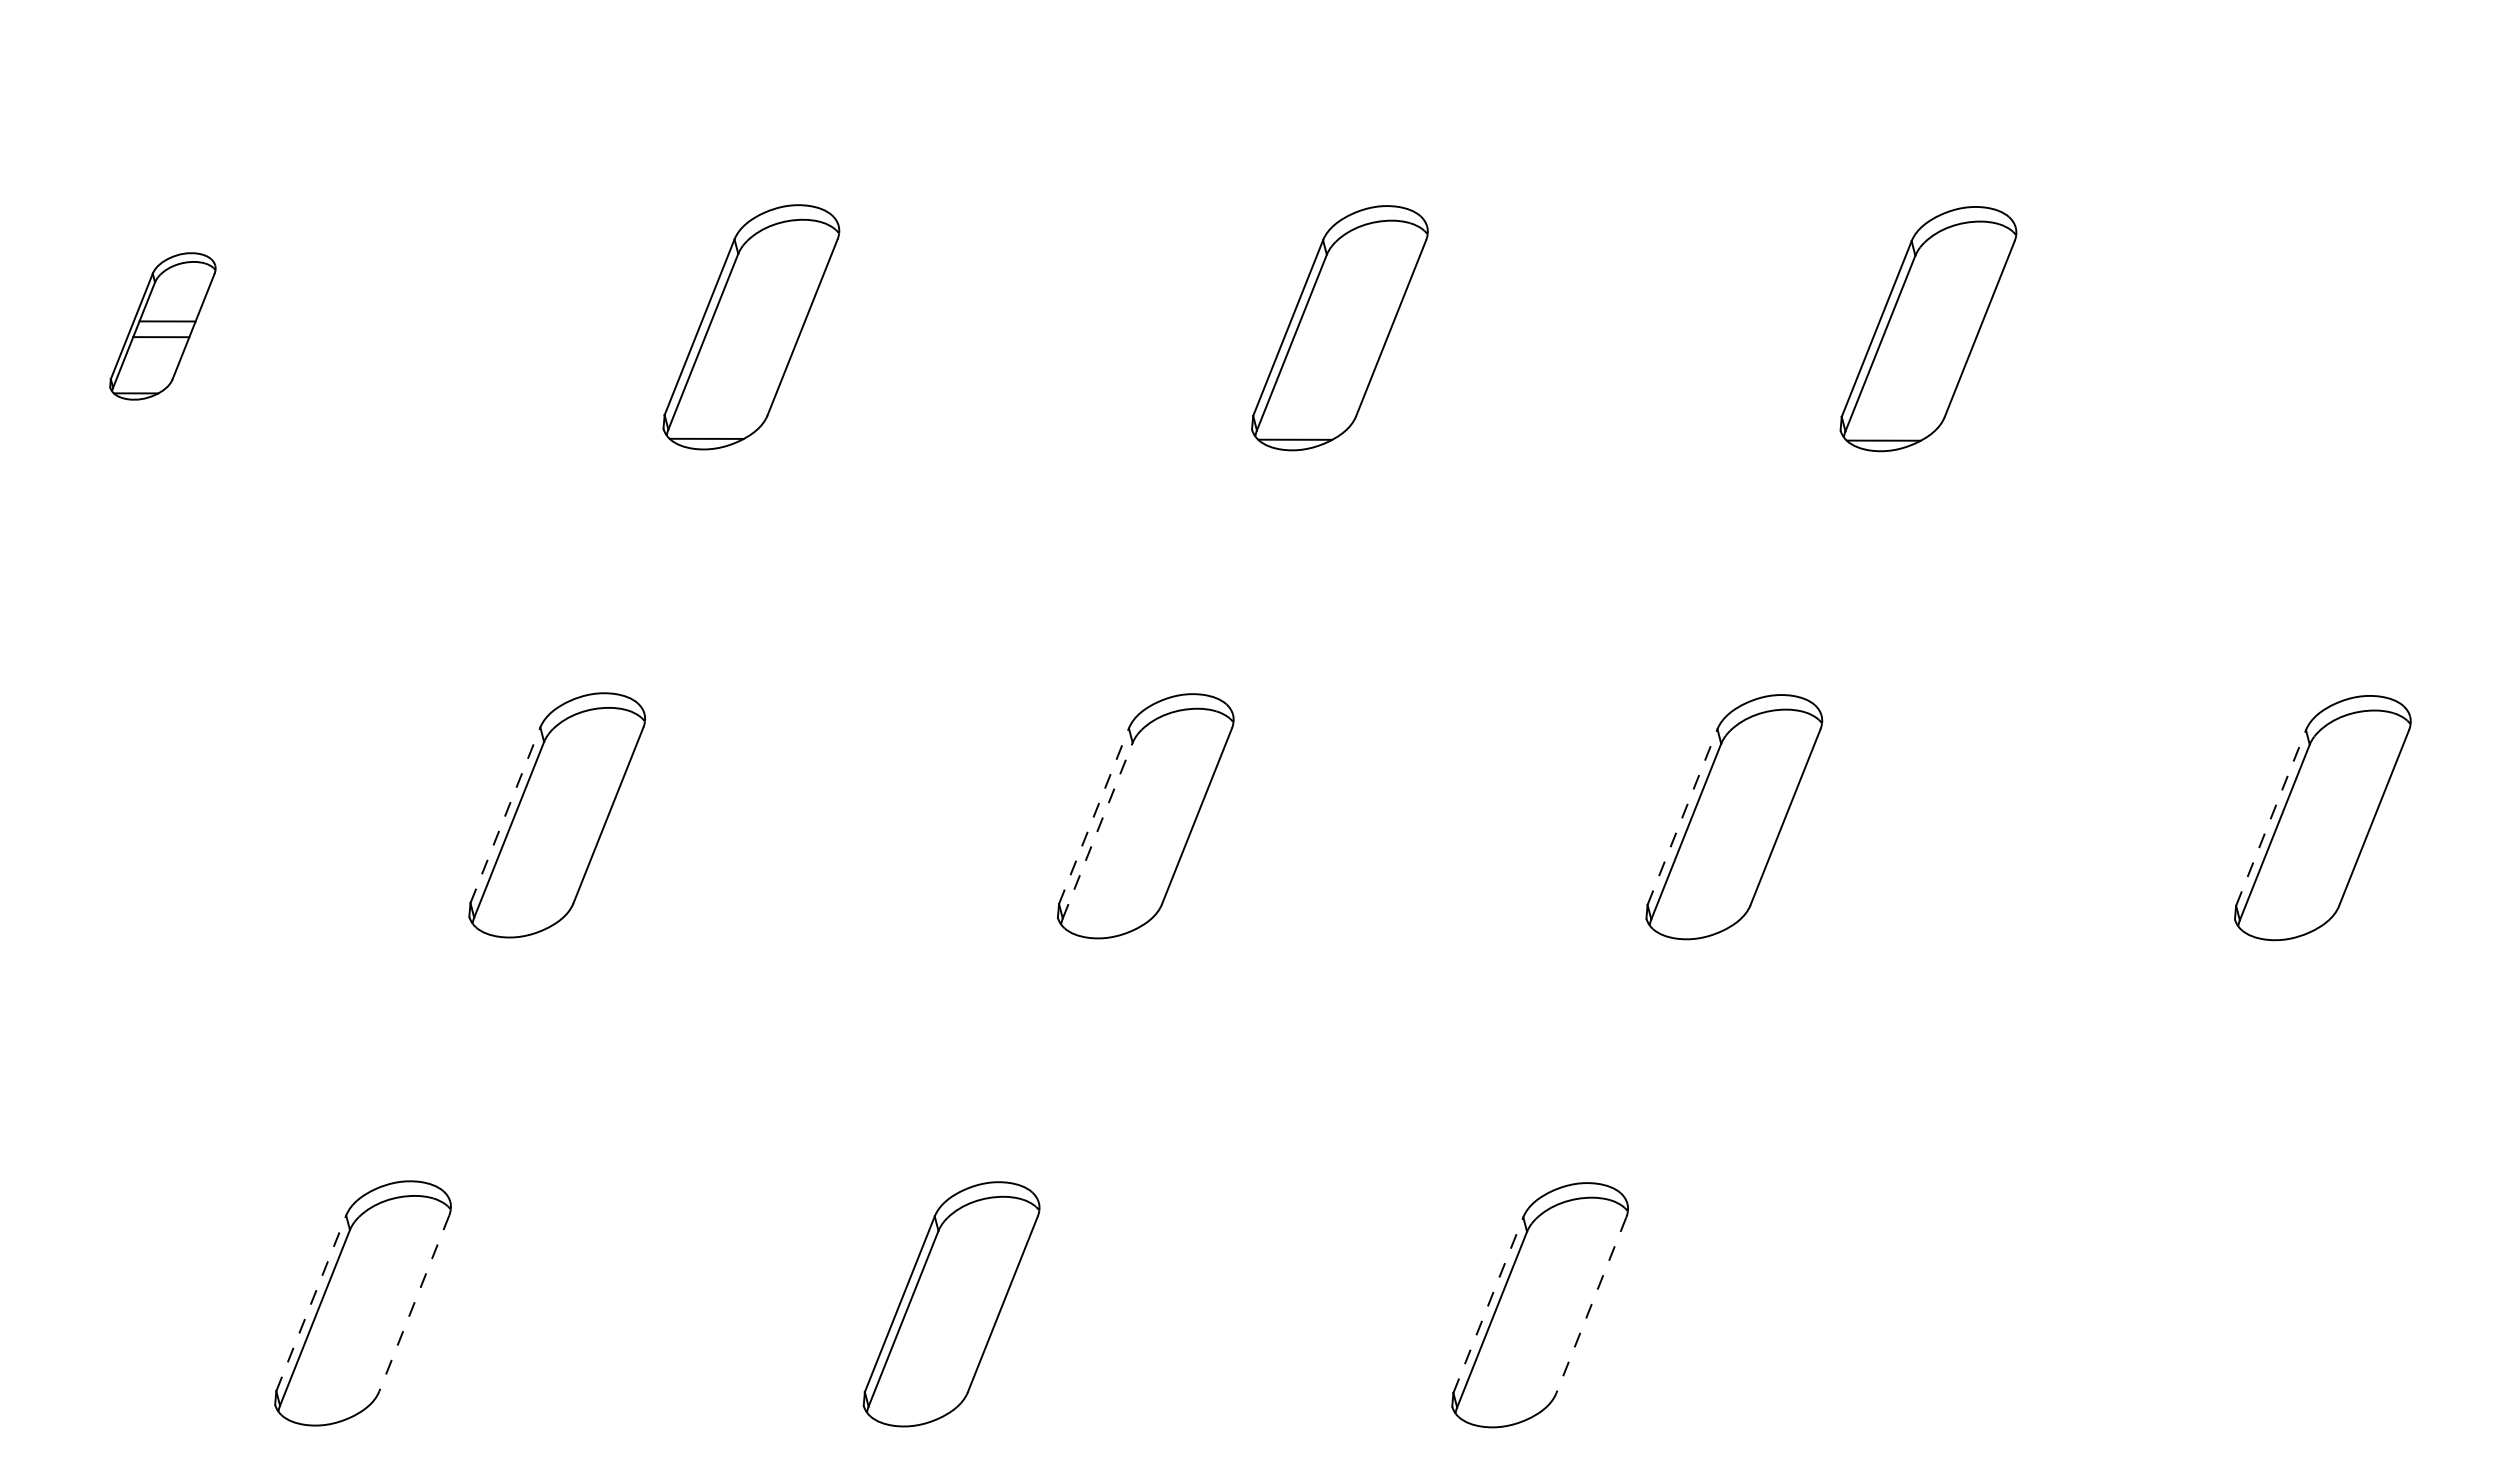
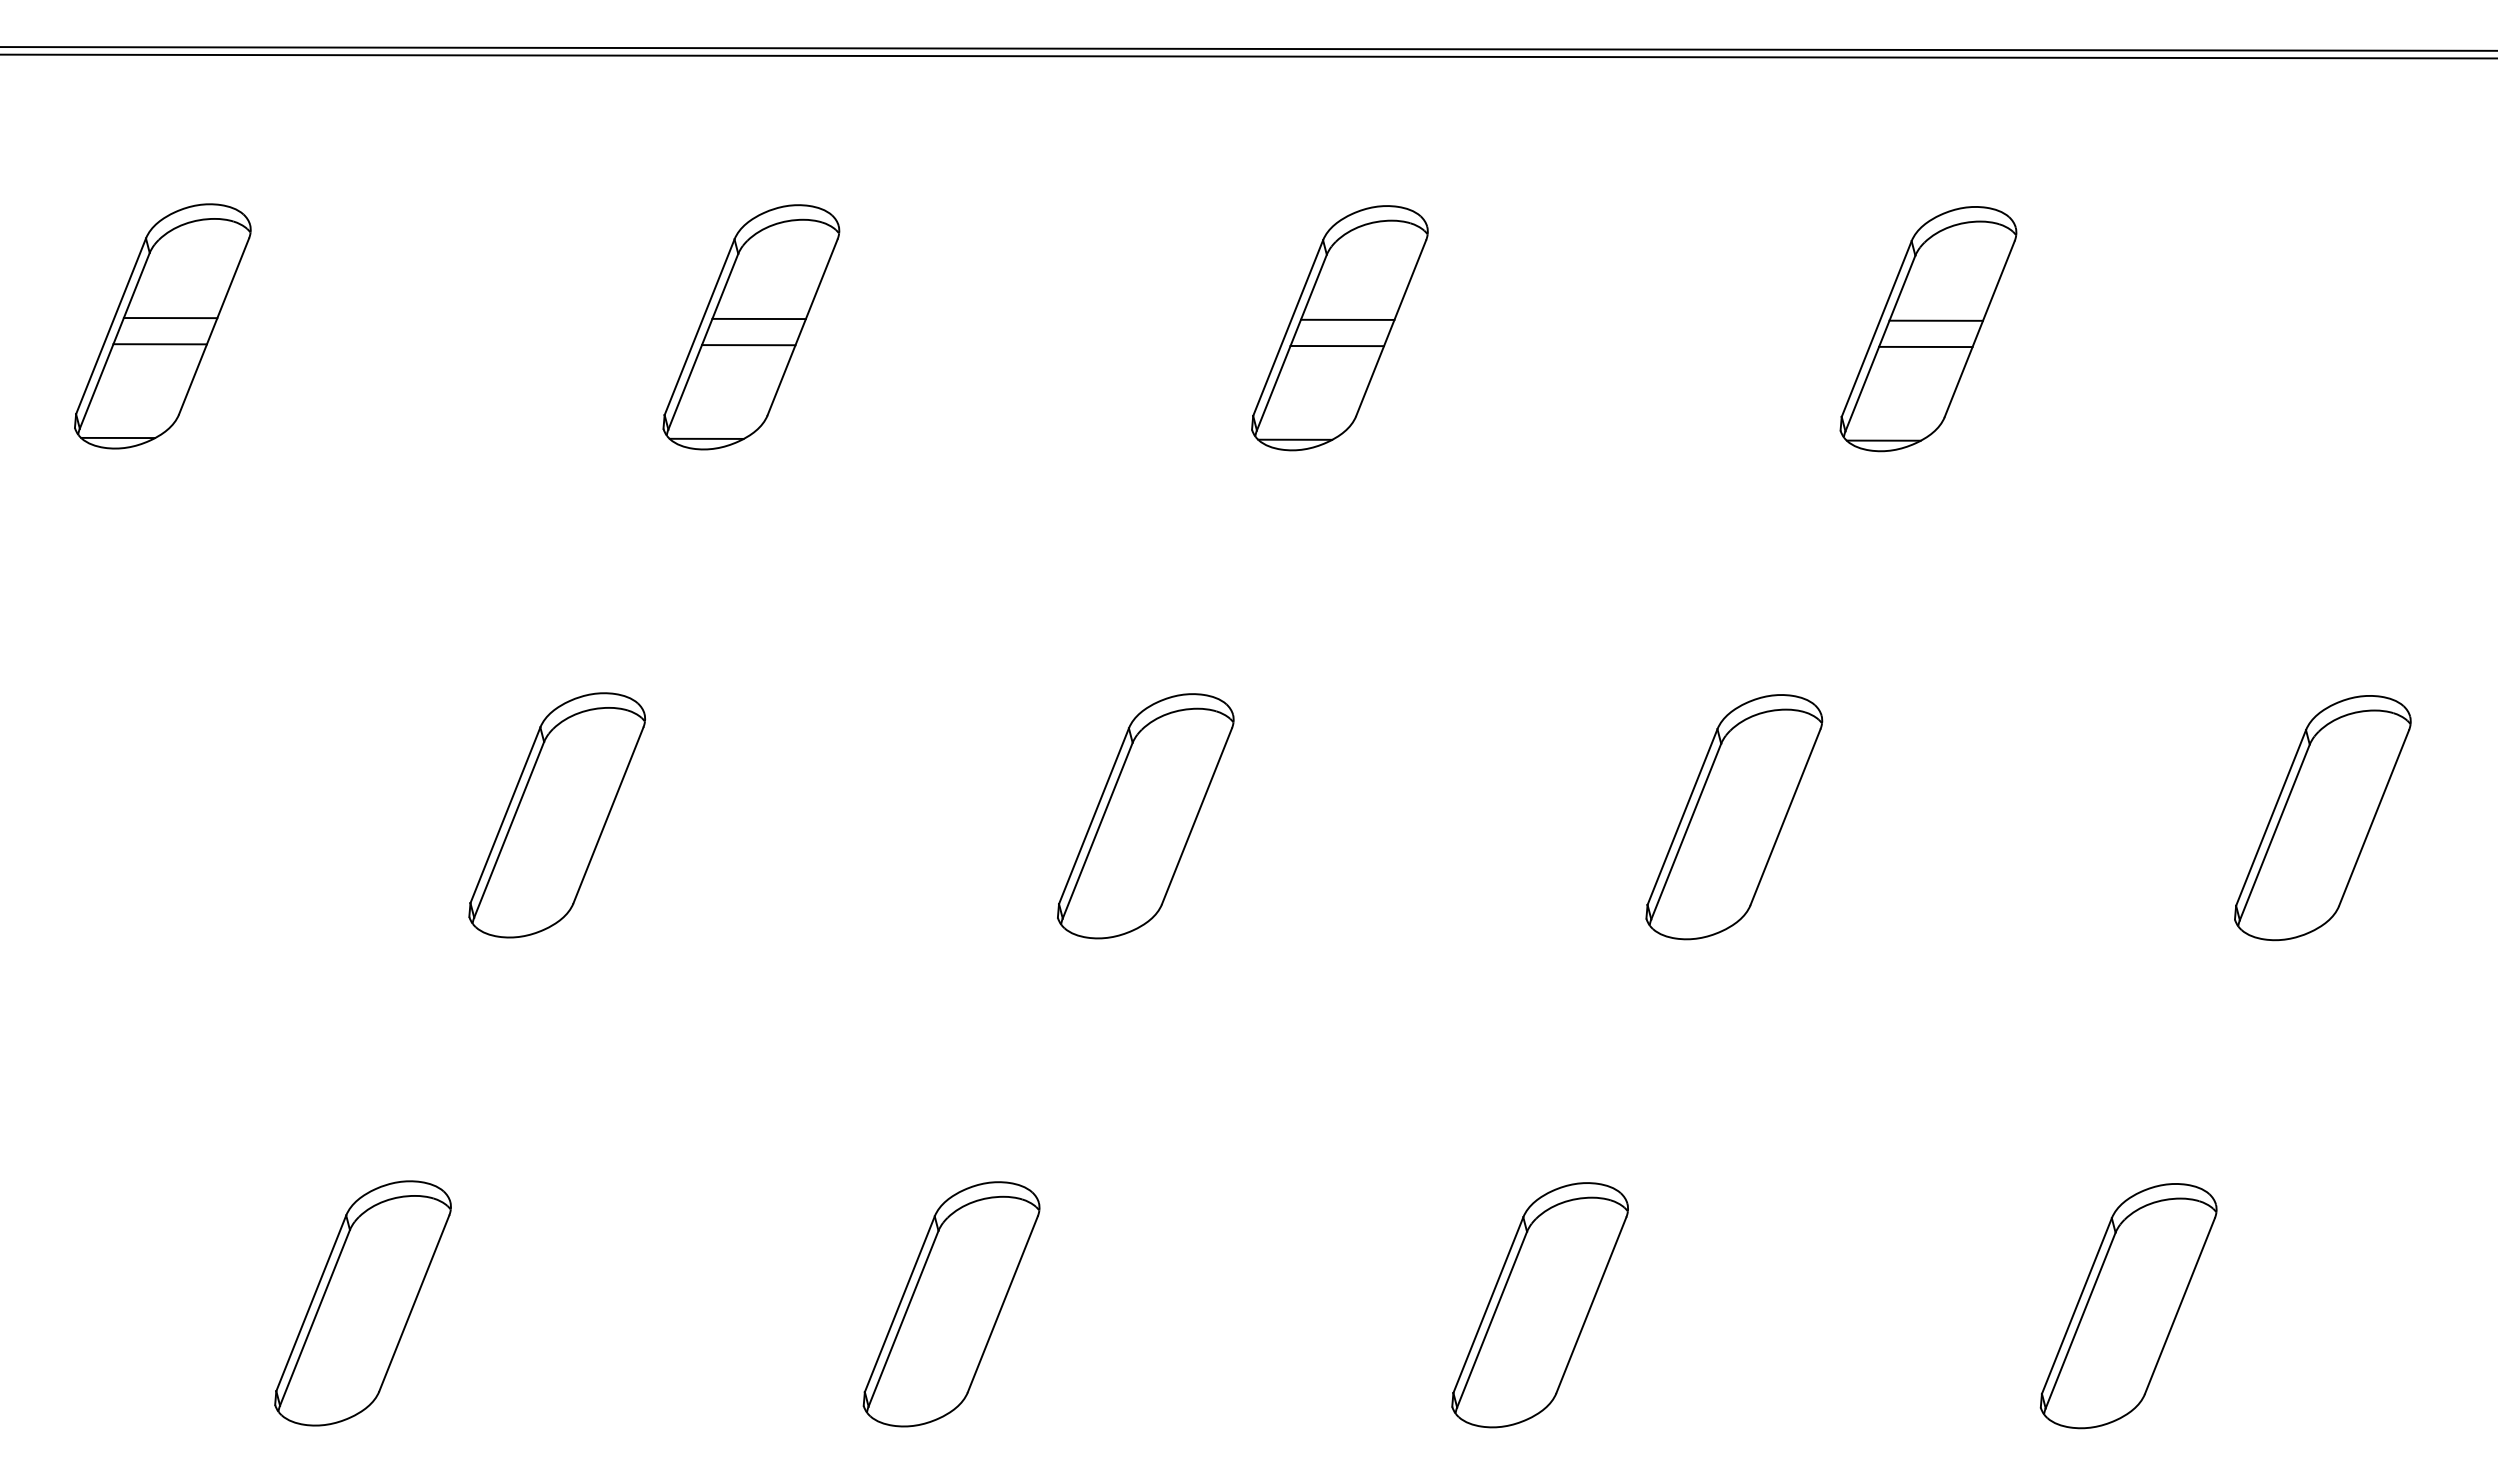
line: none -> present (1248, 48)
line: none -> present (1248, 56)
line: none -> present (758, 318)
line: none -> present (1347, 319)
line: none -> present (1936, 320)
part size: 108x149 px -> 178x247 px (162, 326)
line: none -> present (748, 345)
line: none -> present (1337, 346)
line: none -> present (1925, 346)
line: dashed -> solid (505, 815)
line: dashed -> solid (1093, 816)
line: dashed -> solid (1682, 817)
line: dashed -> solid (2271, 817)
line: dashed -> solid (1097, 830)
line: dashed -> solid (311, 1303)
line: dashed -> solid (414, 1303)
line: dashed -> solid (1488, 1305)
line: dashed -> solid (1591, 1305)
part: none -> present (2128, 1306)
